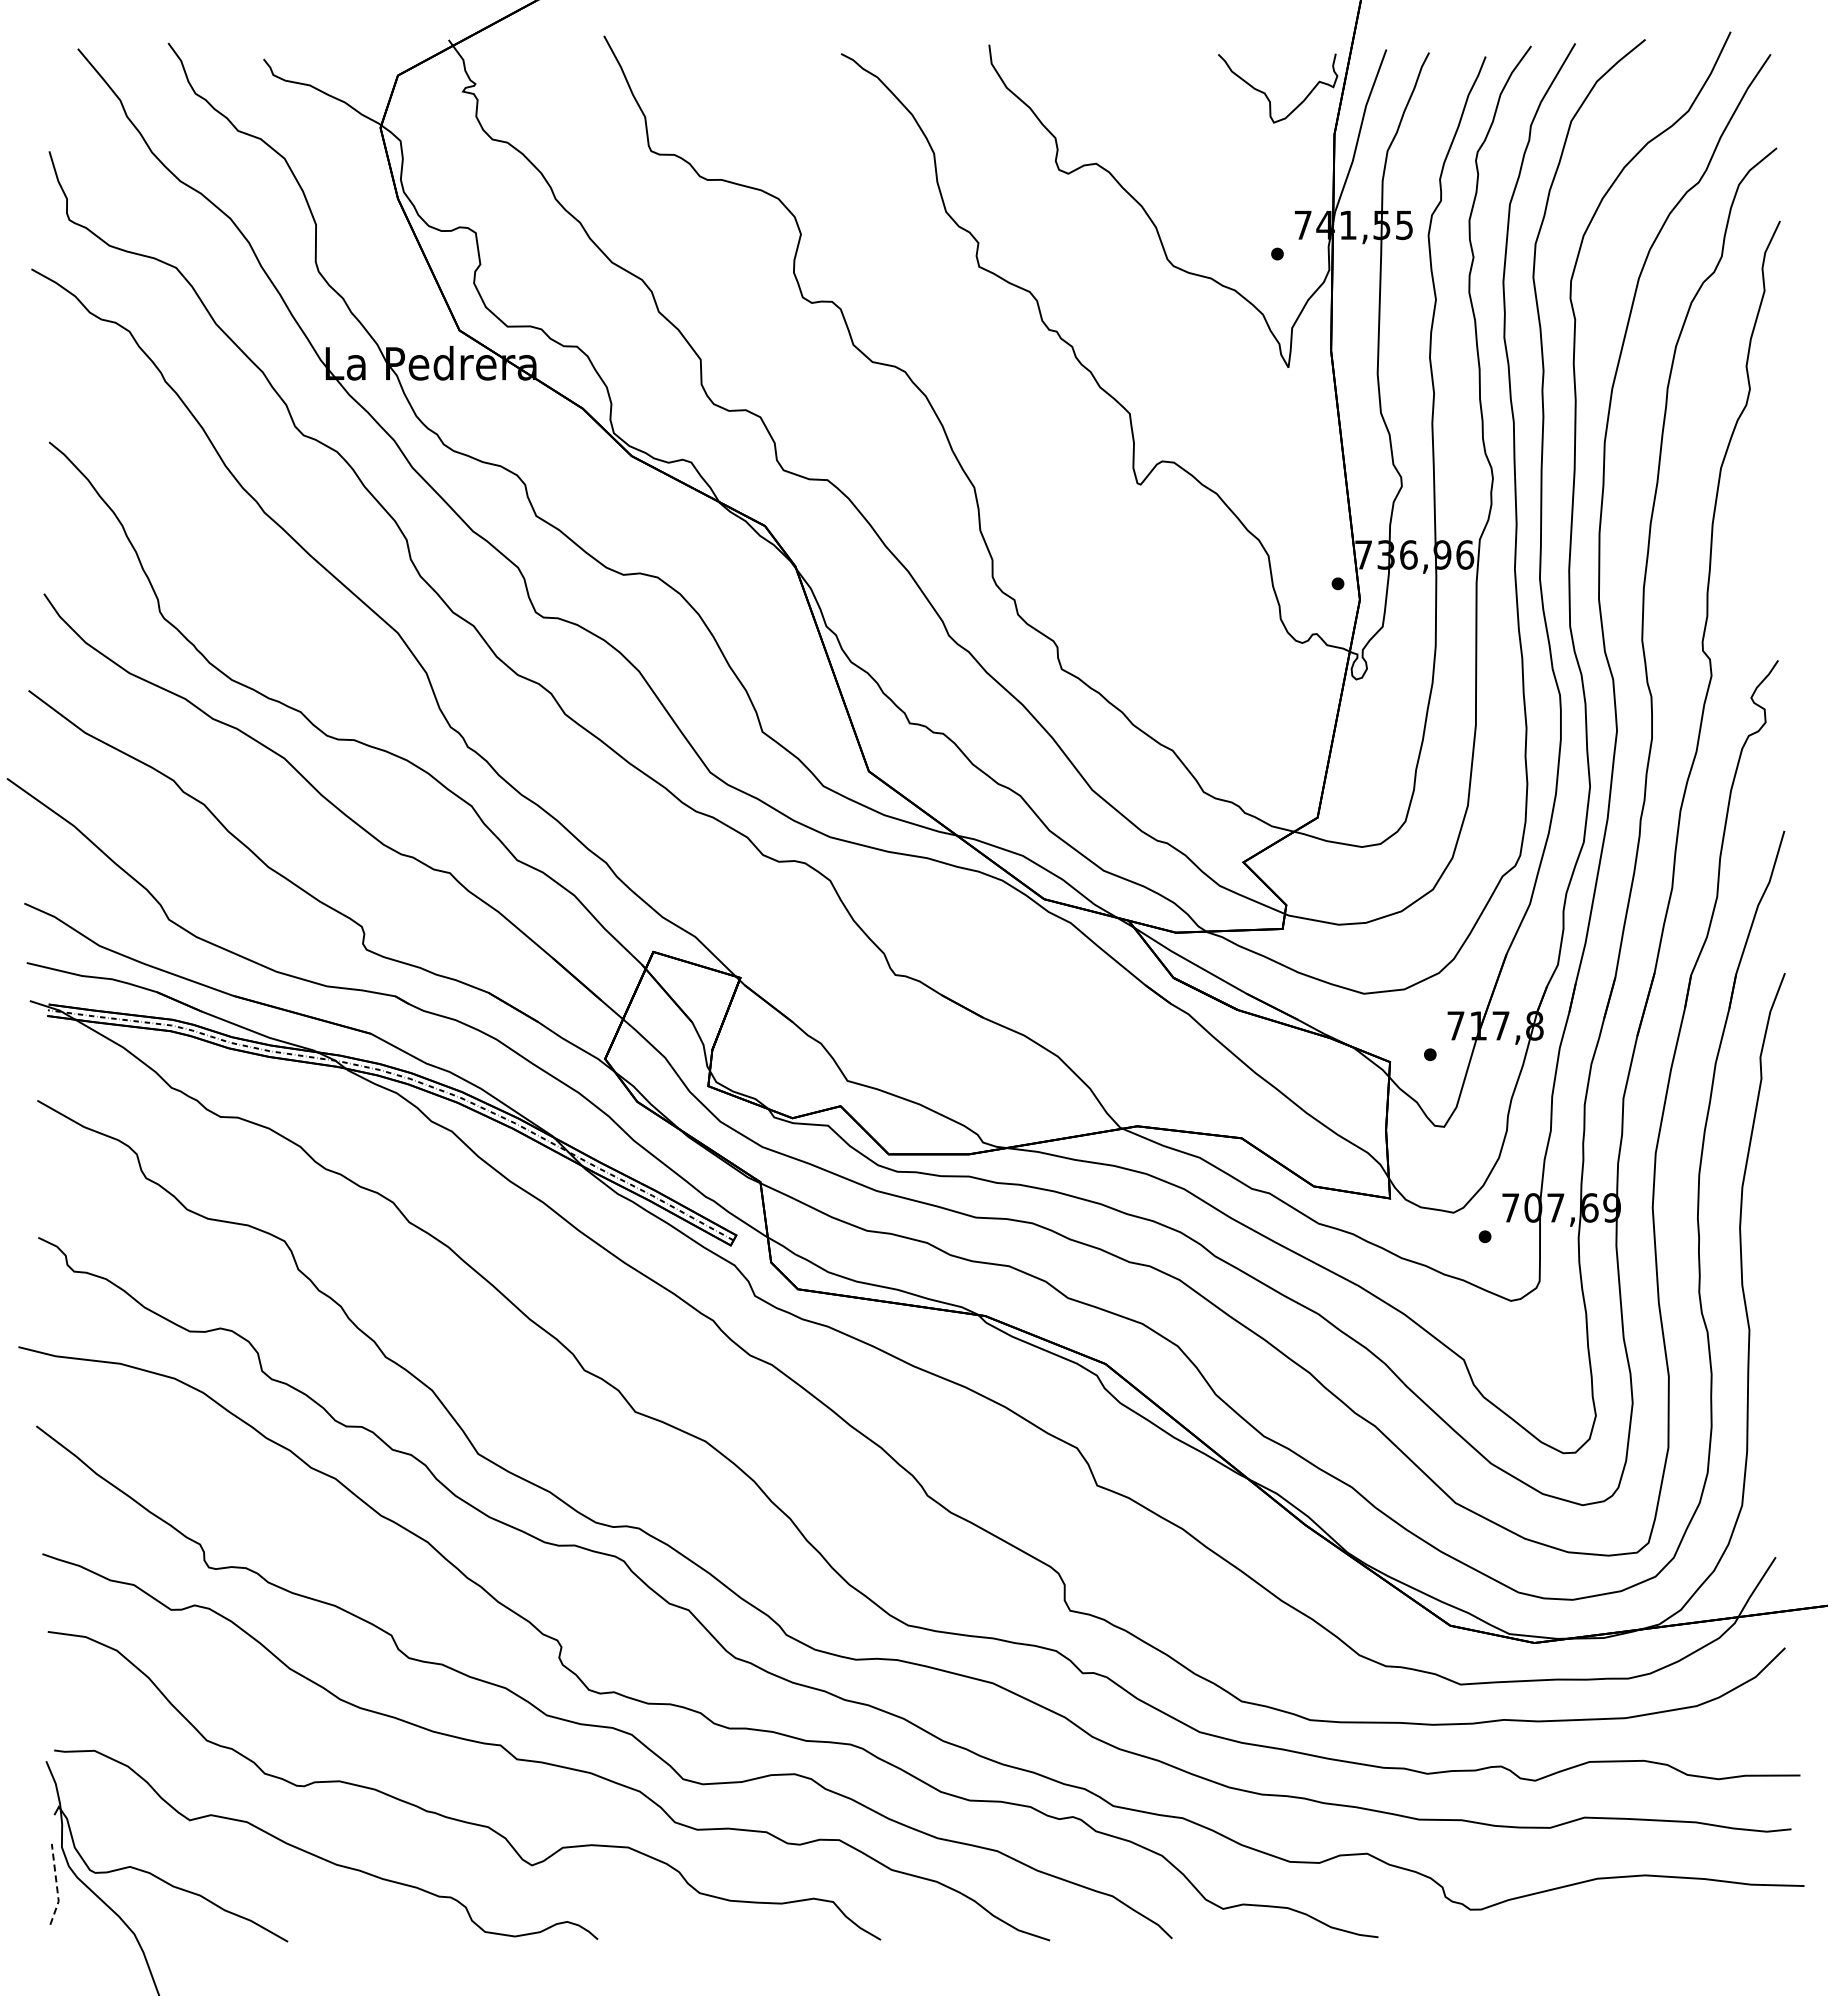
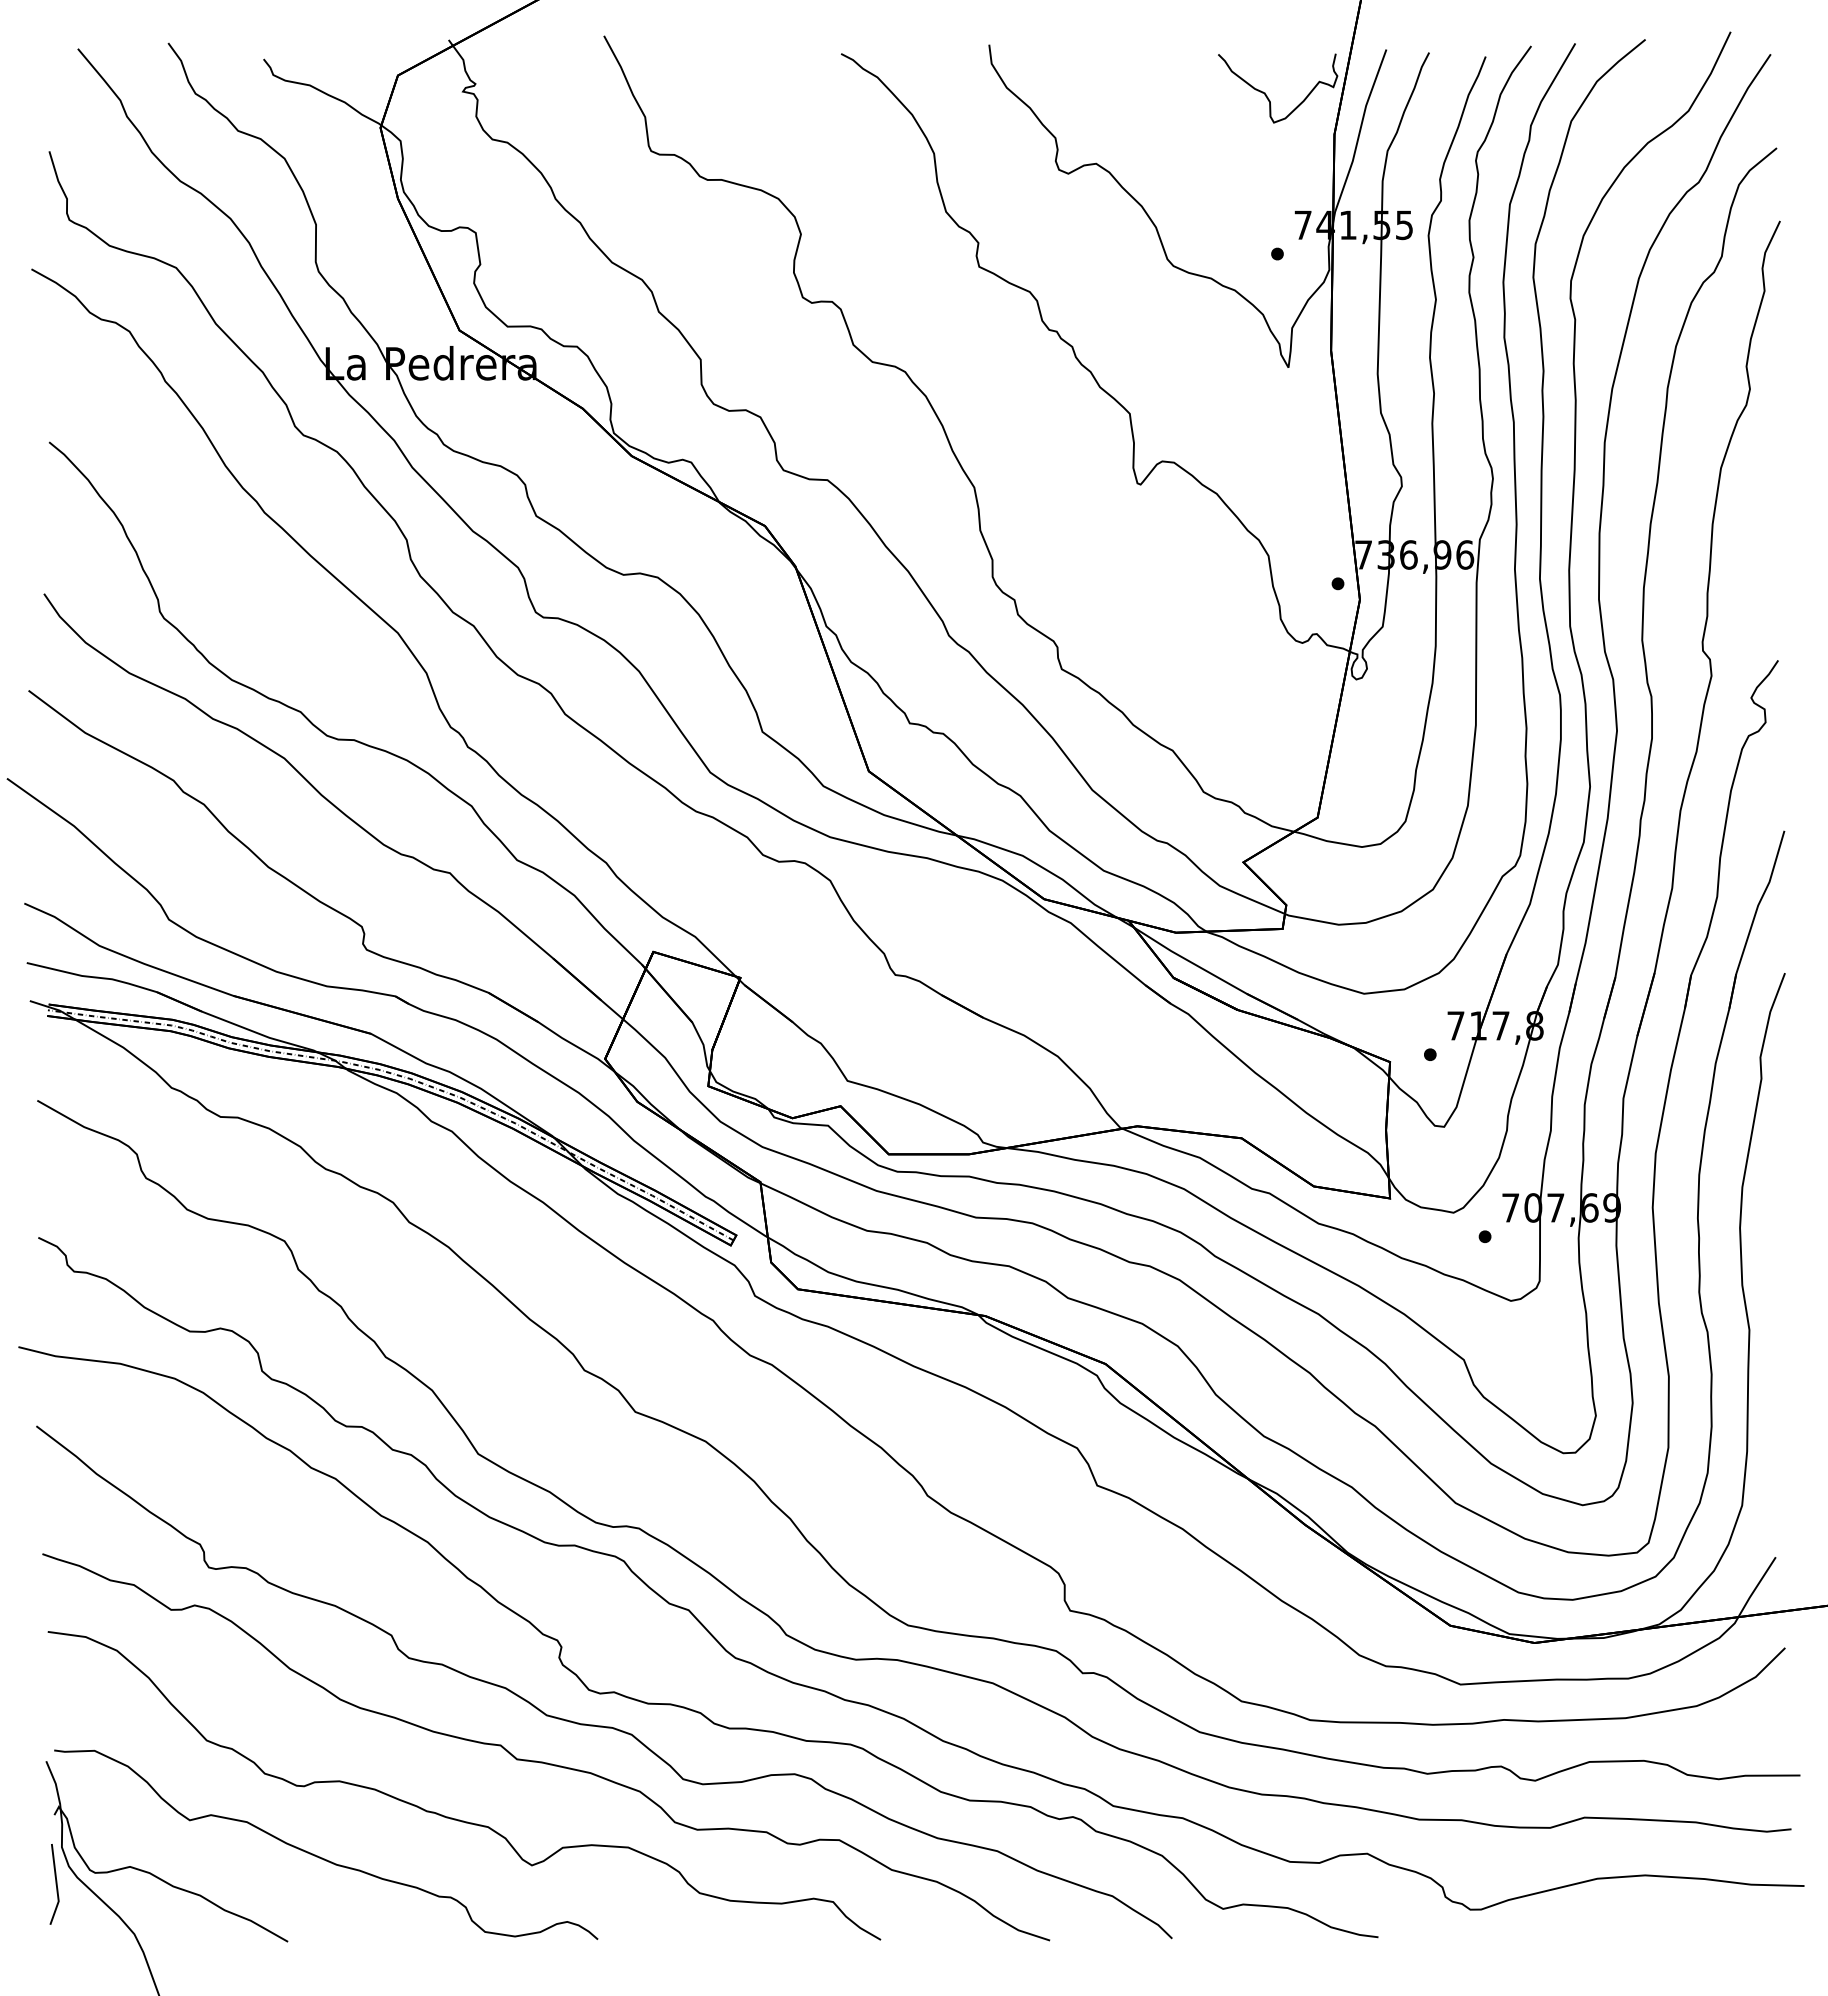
line: dashed -> solid (56, 1885)
